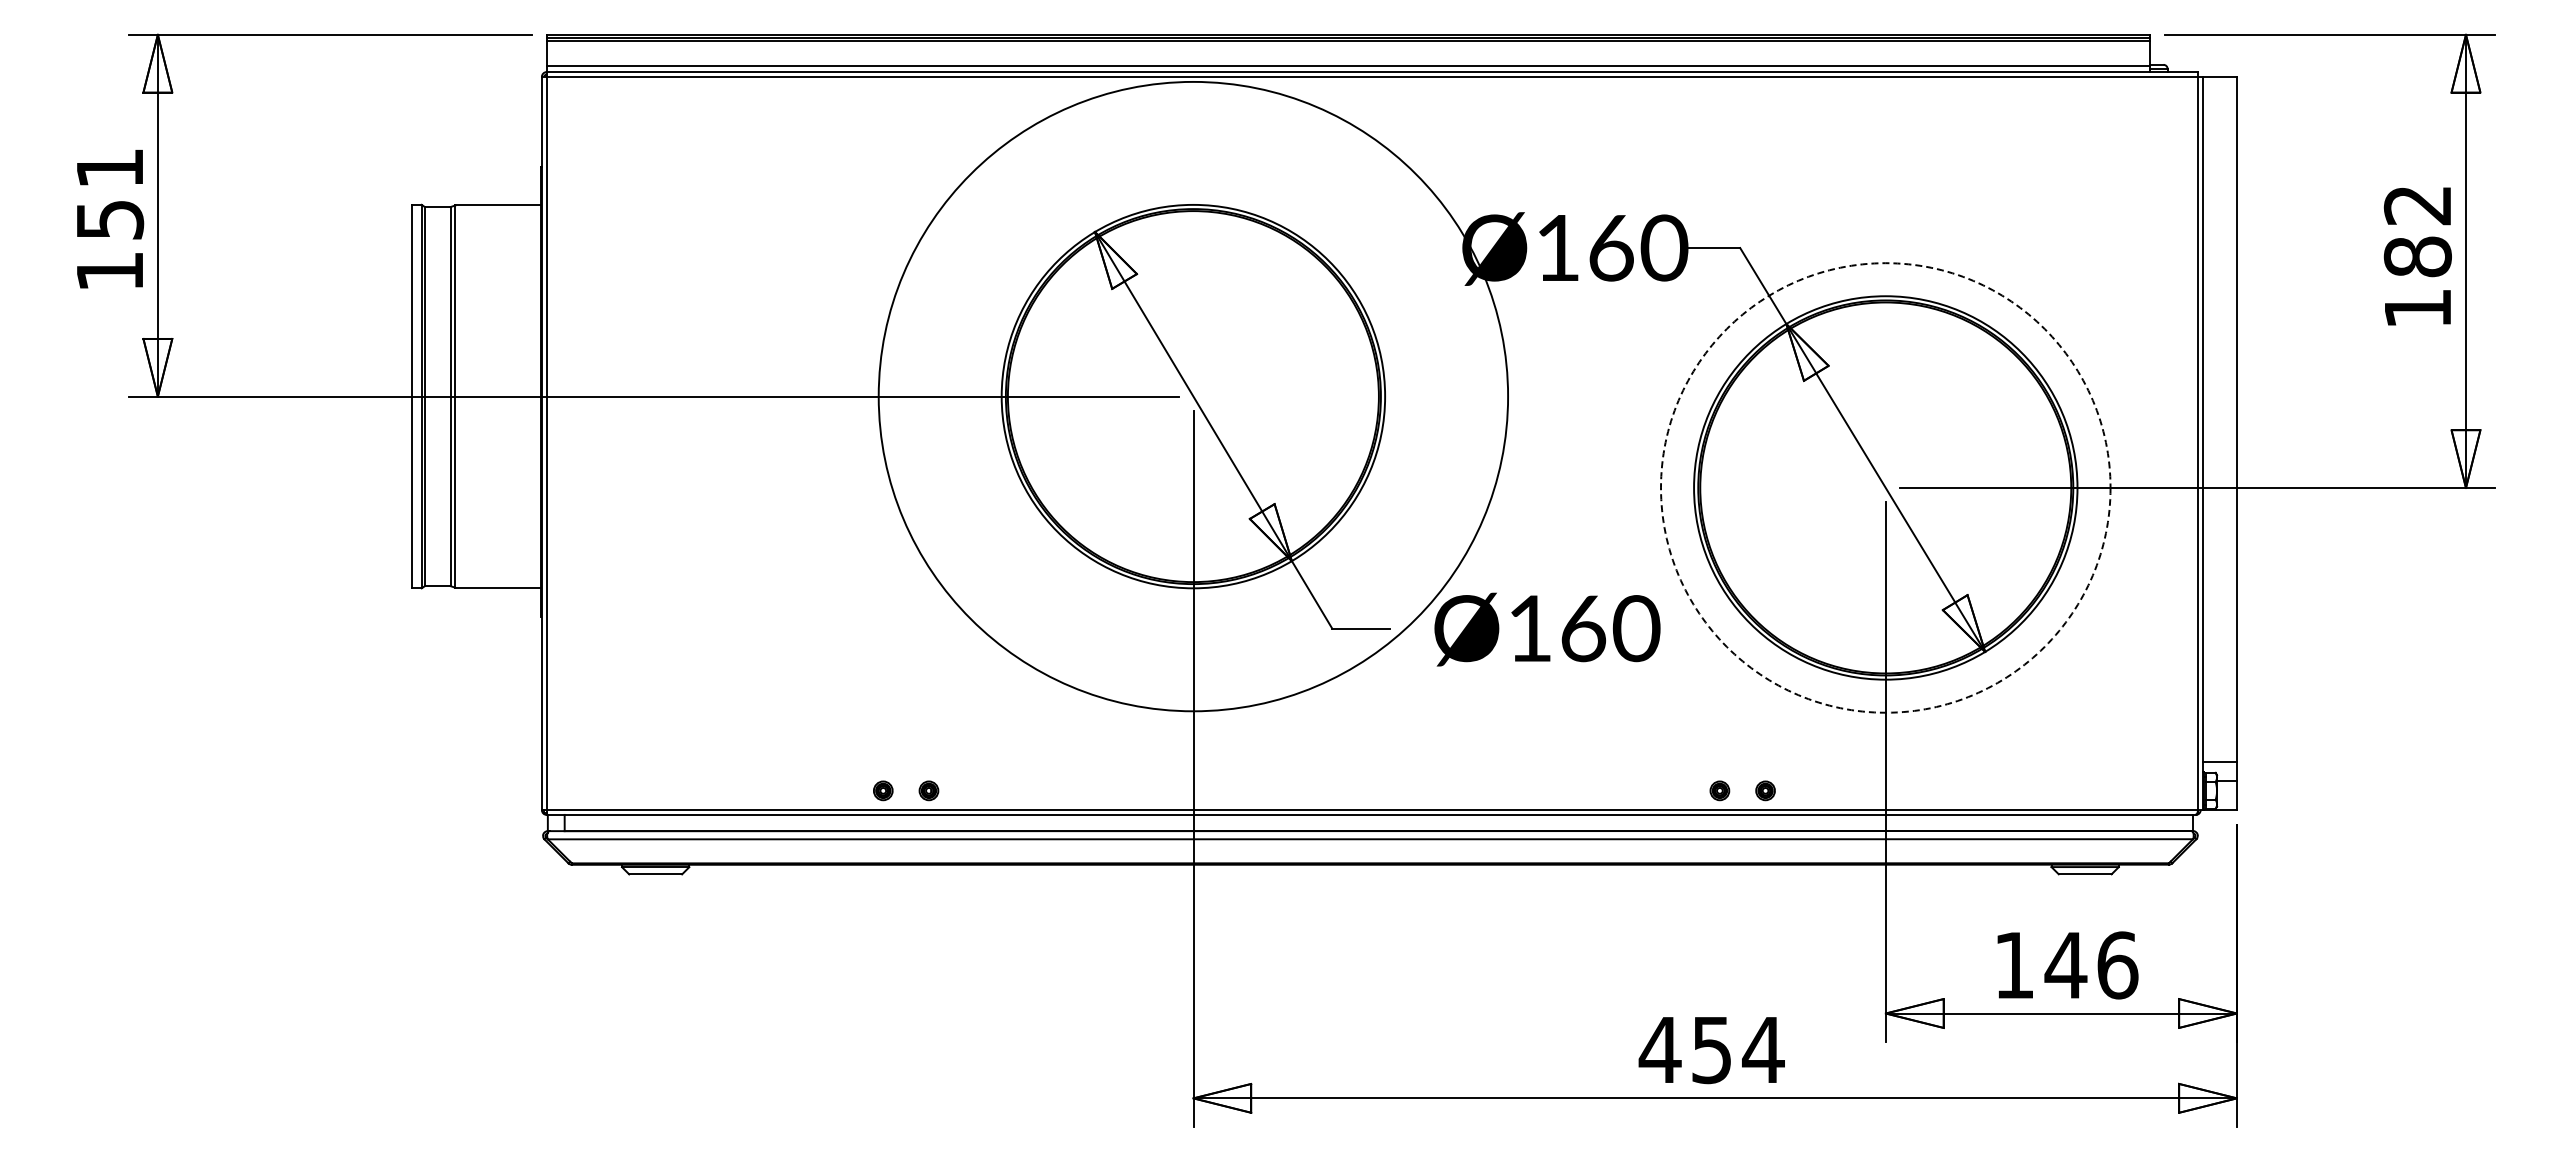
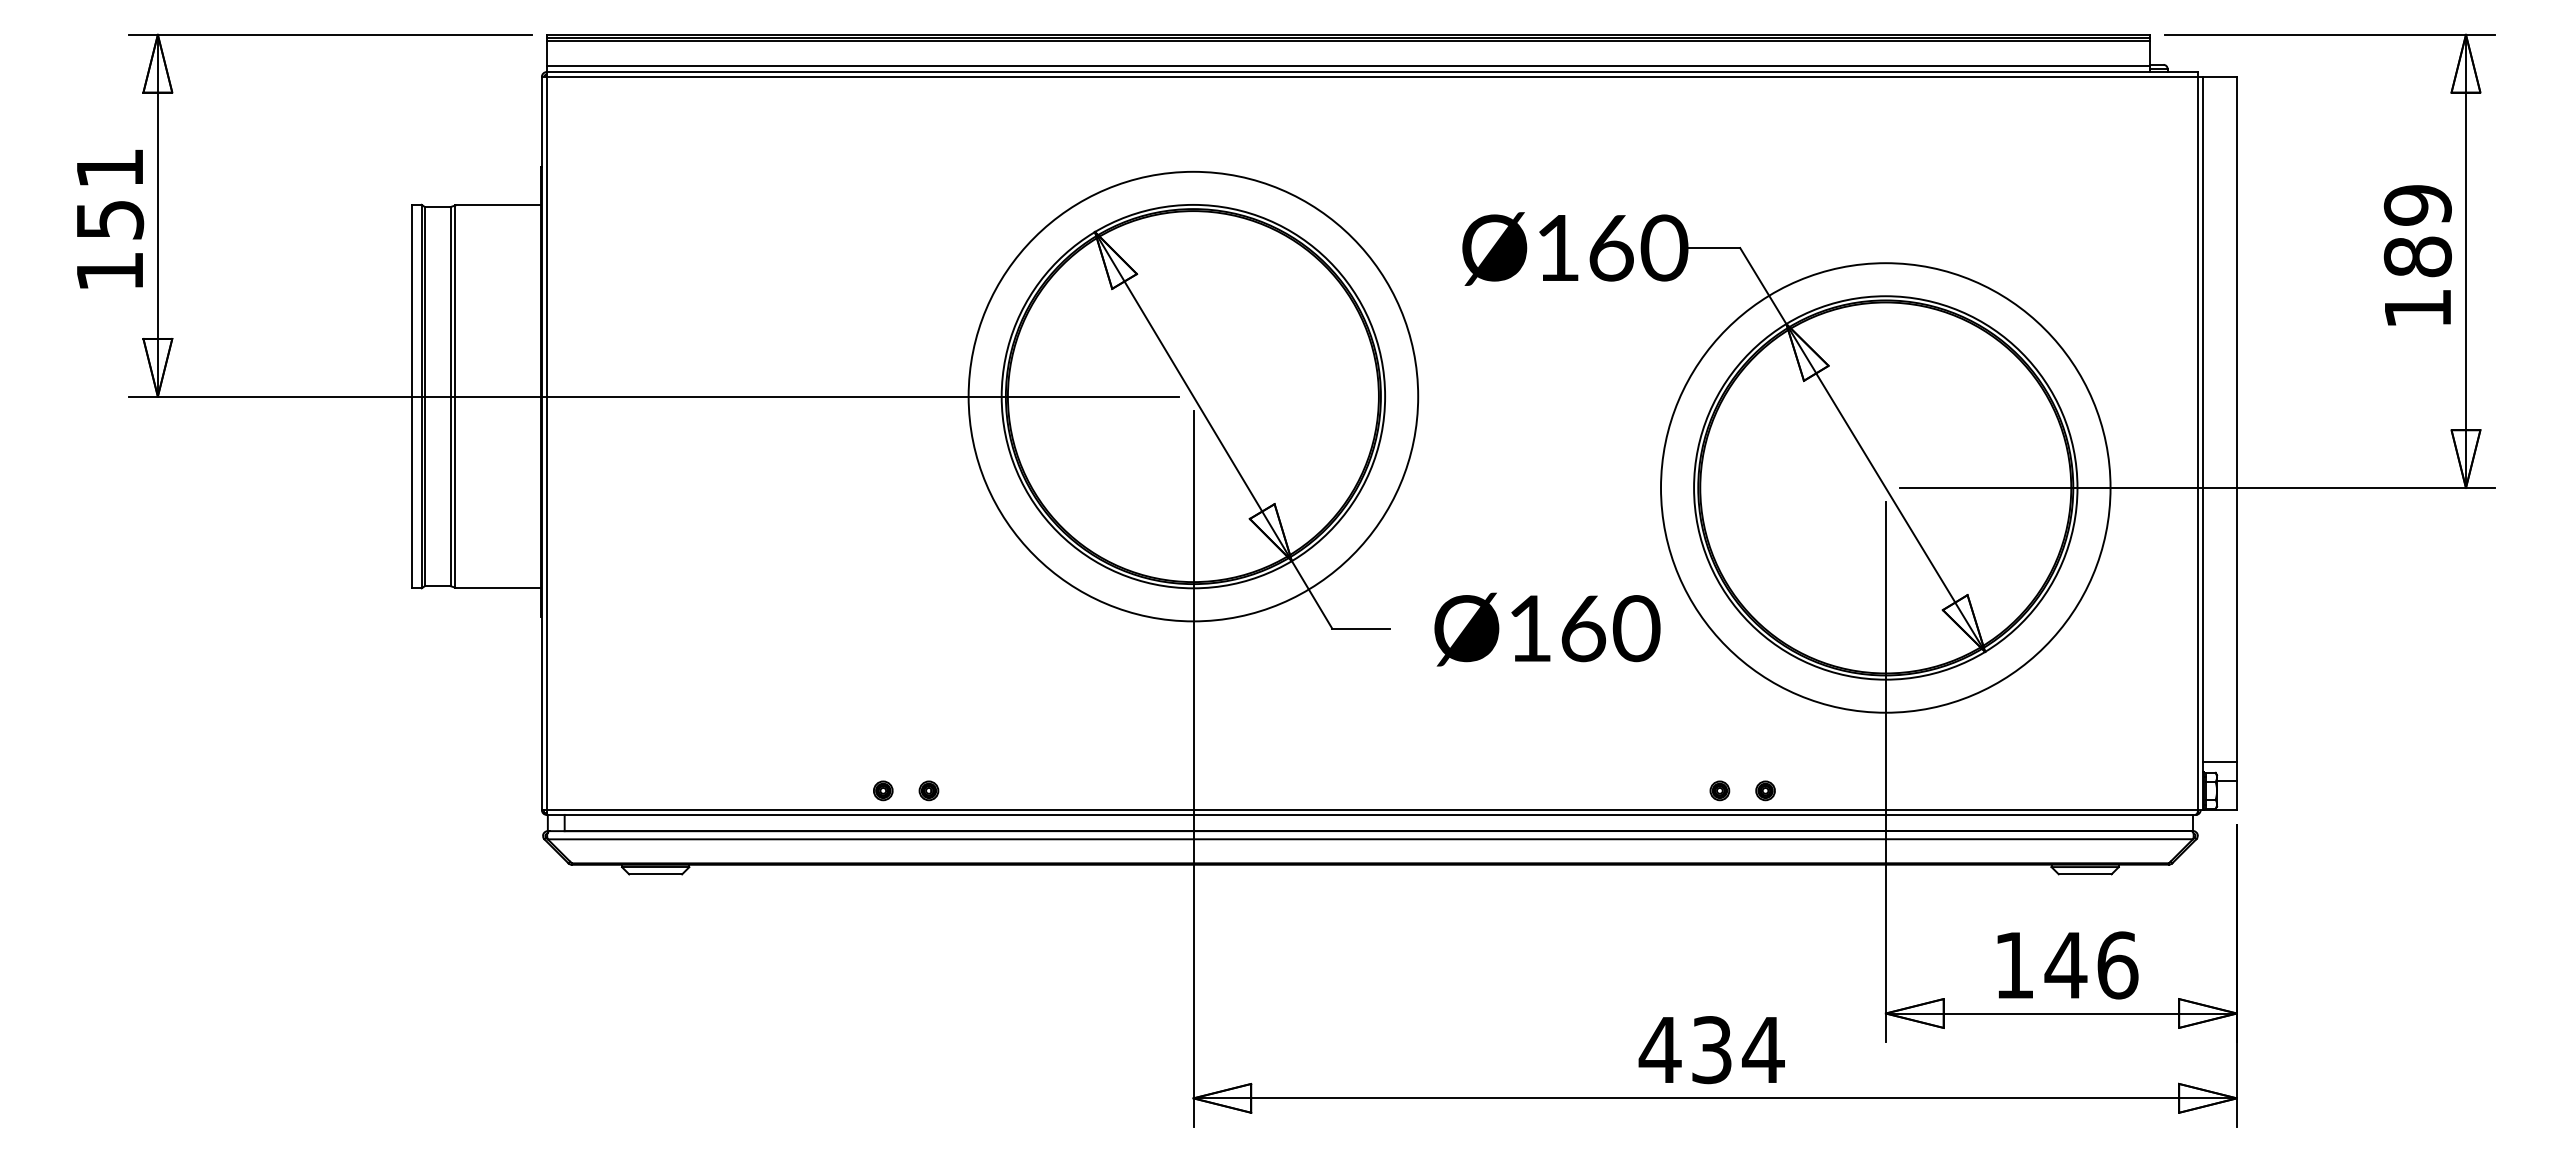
text: 182 -> 189 (2417, 205)
circle diameter: 629 px -> 450 px (1193, 396)
circle: dashed -> solid (1885, 487)
text: 454 -> 434 (1711, 1049)
